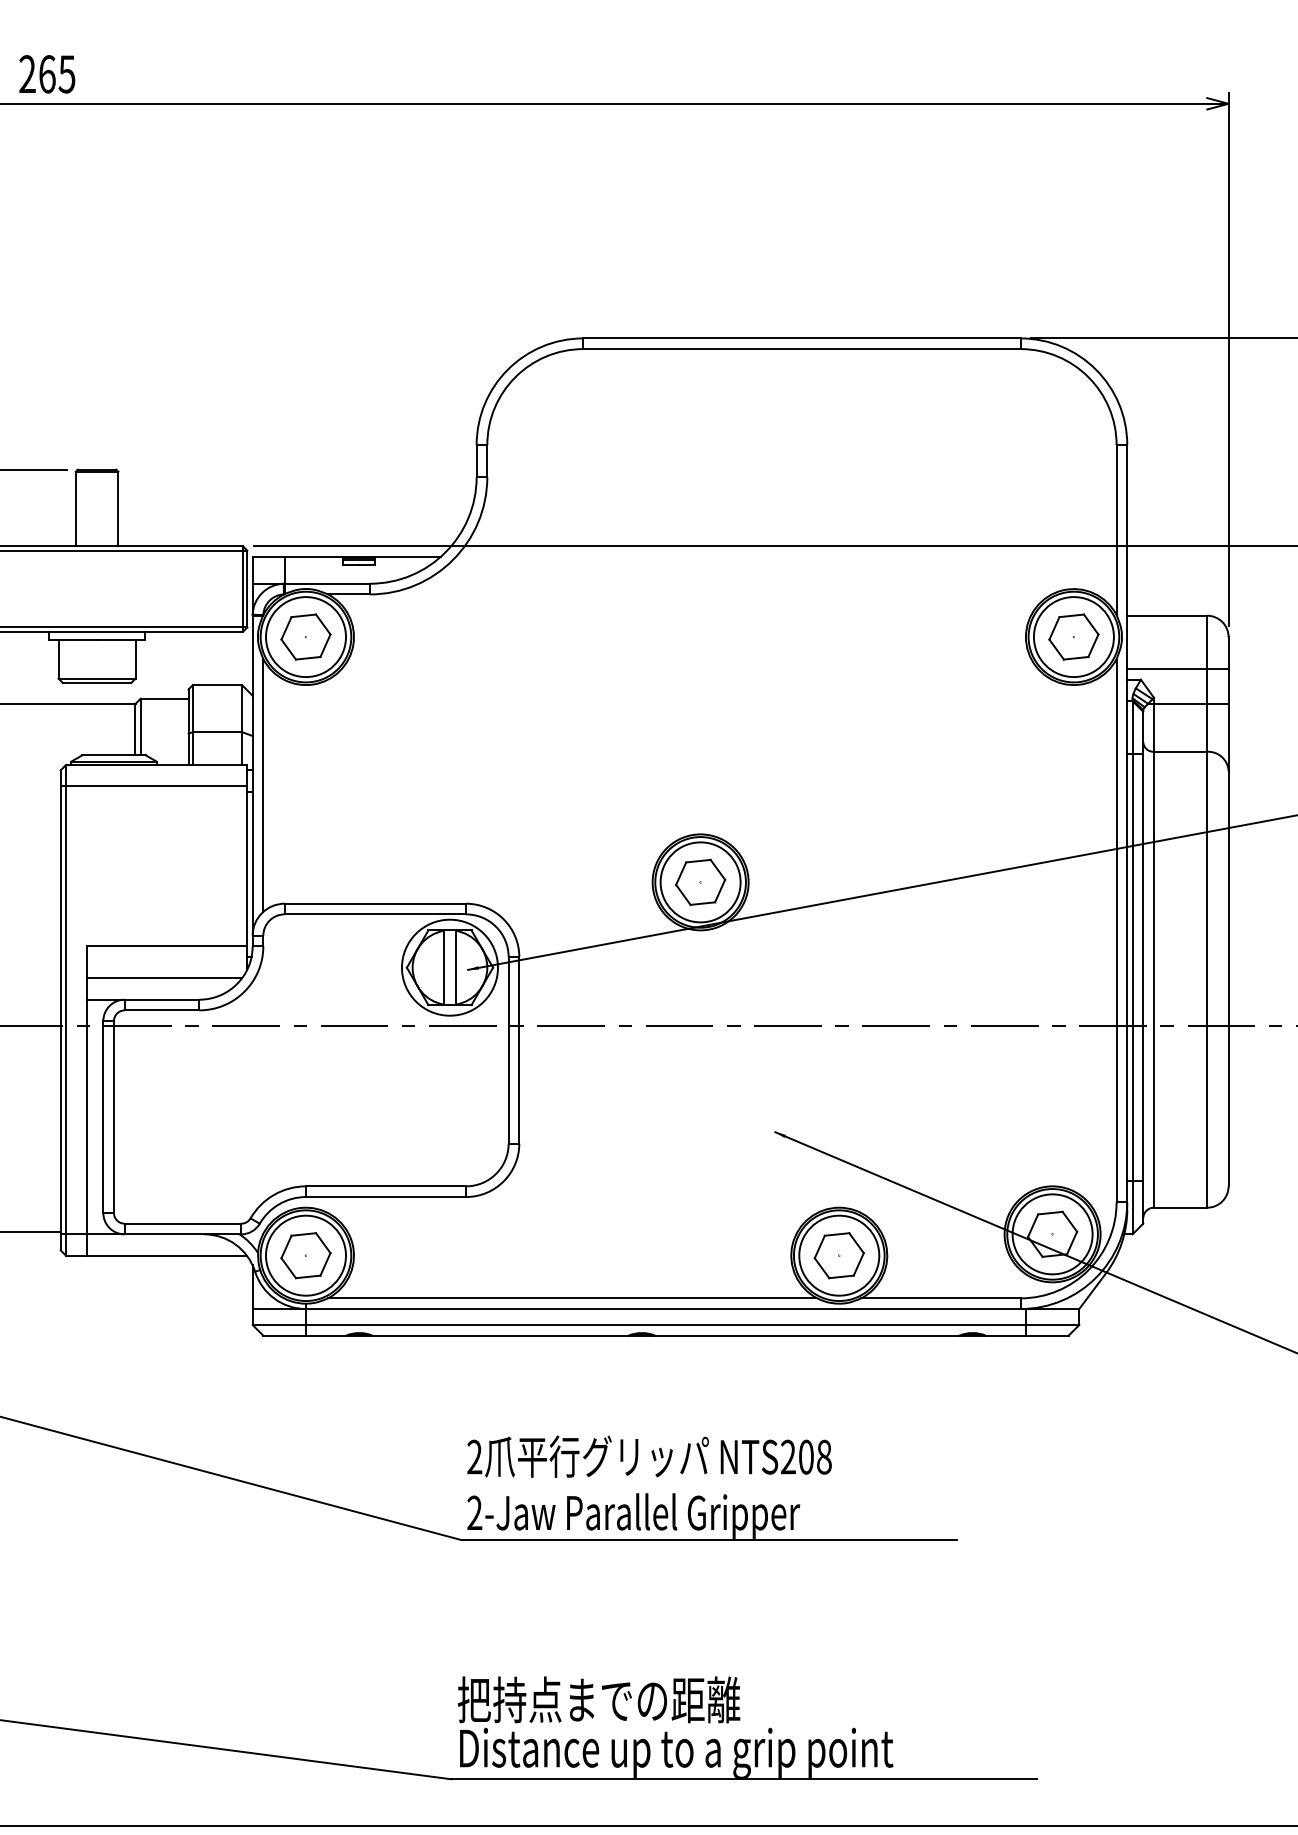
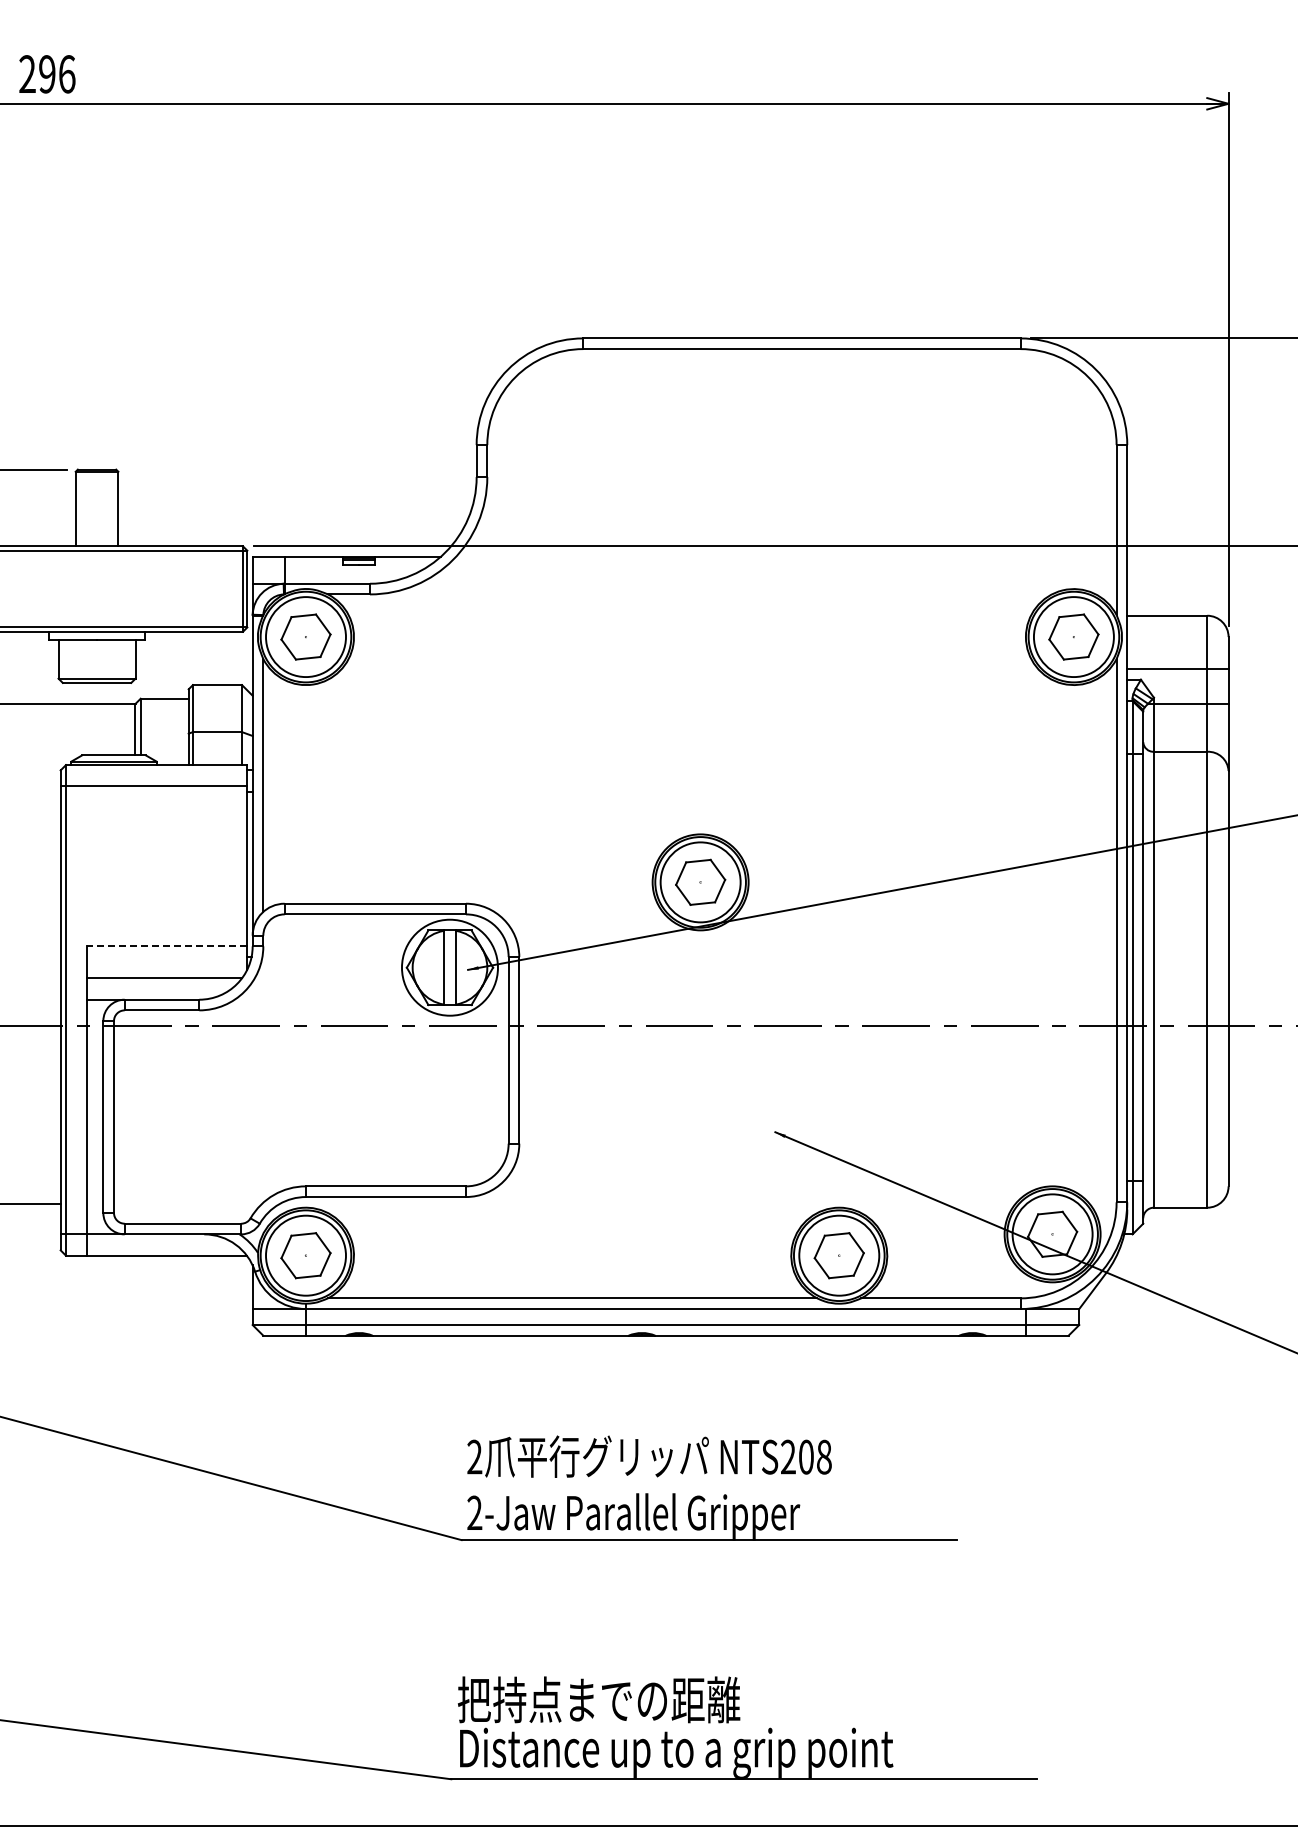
text: 265 -> 296 (57, 74)
line: solid -> dashed (167, 946)
line position: (31, 1231) -> (31, 1203) (31, 1203)
